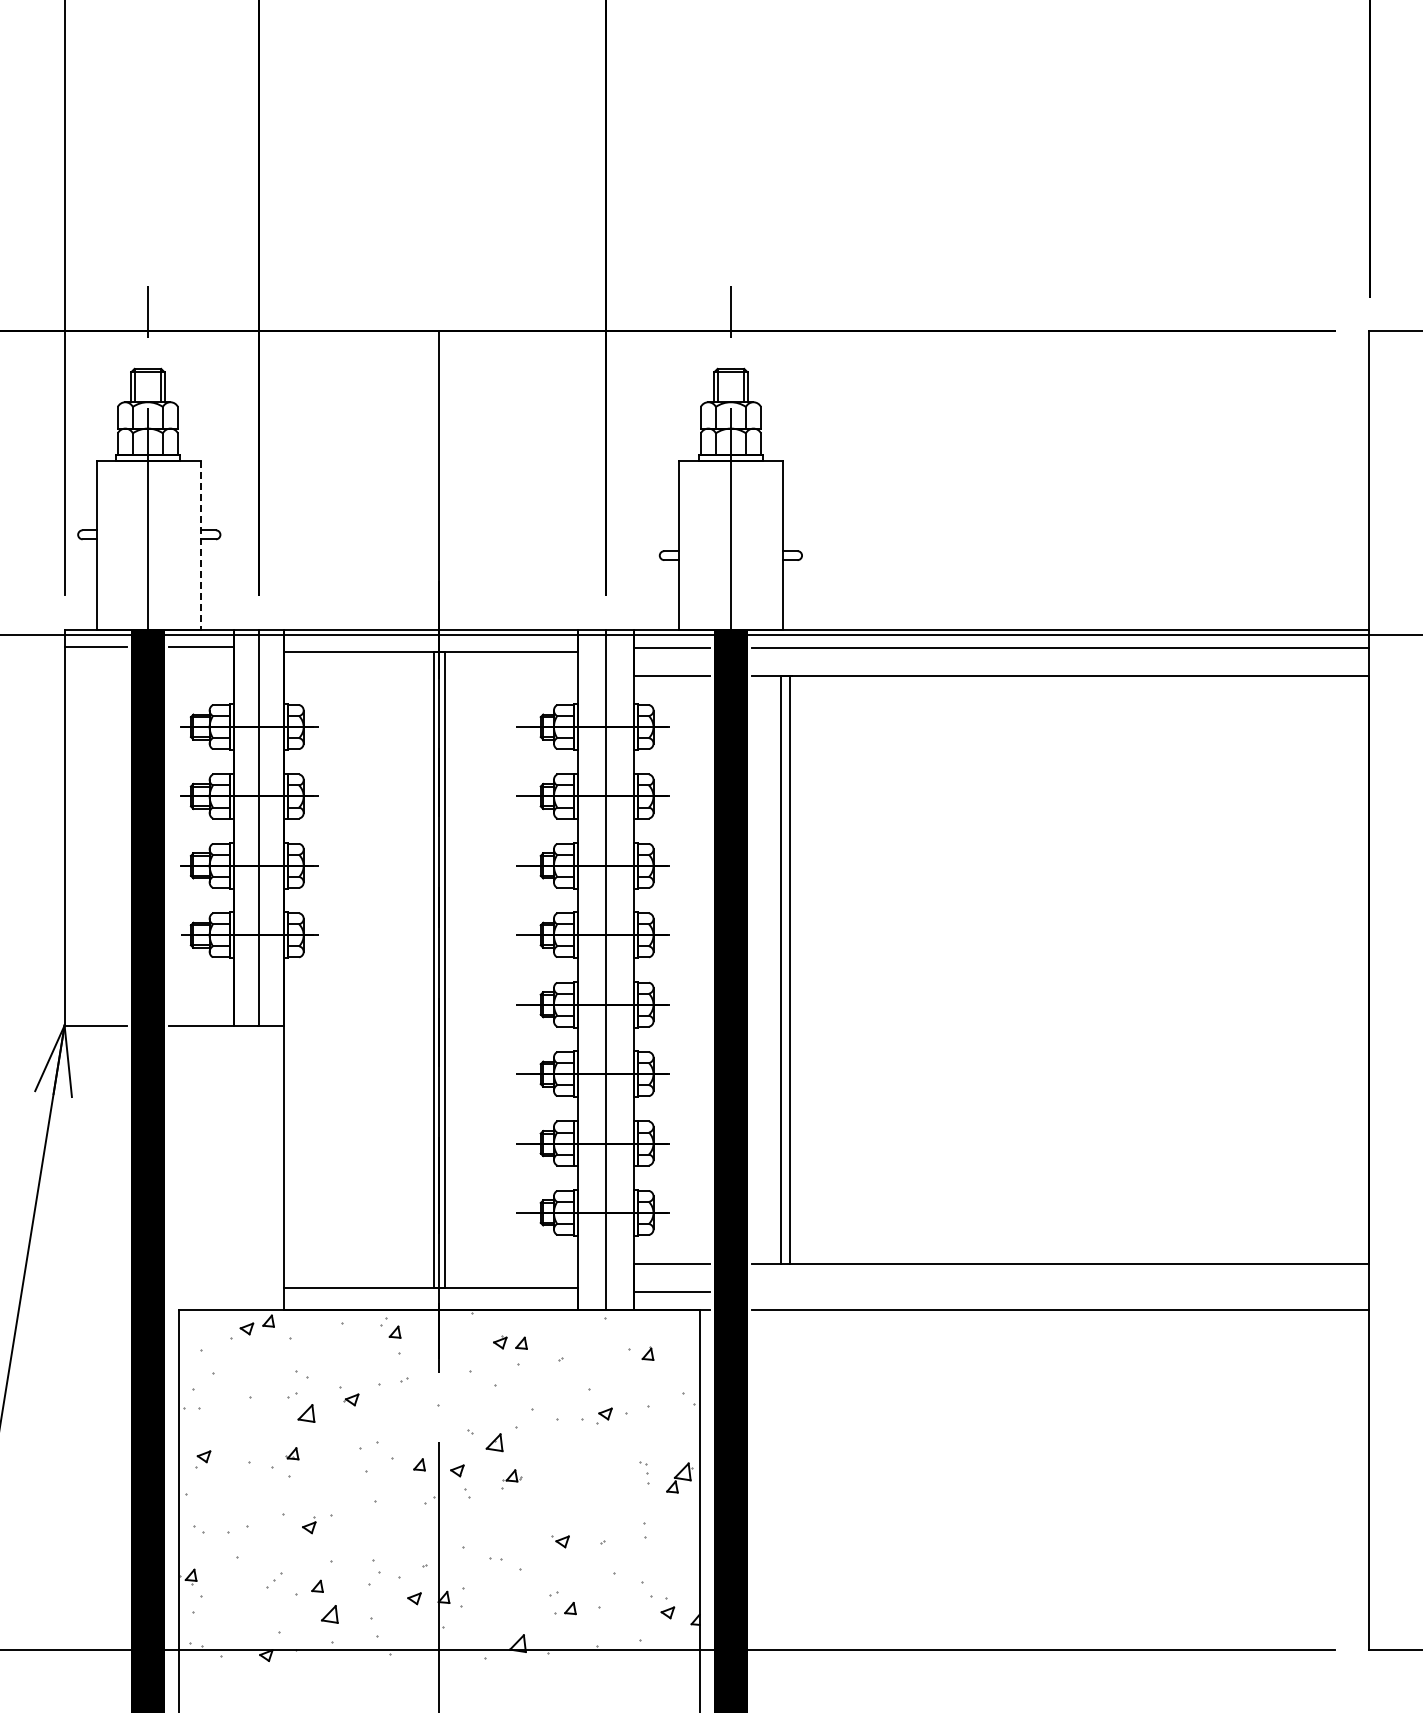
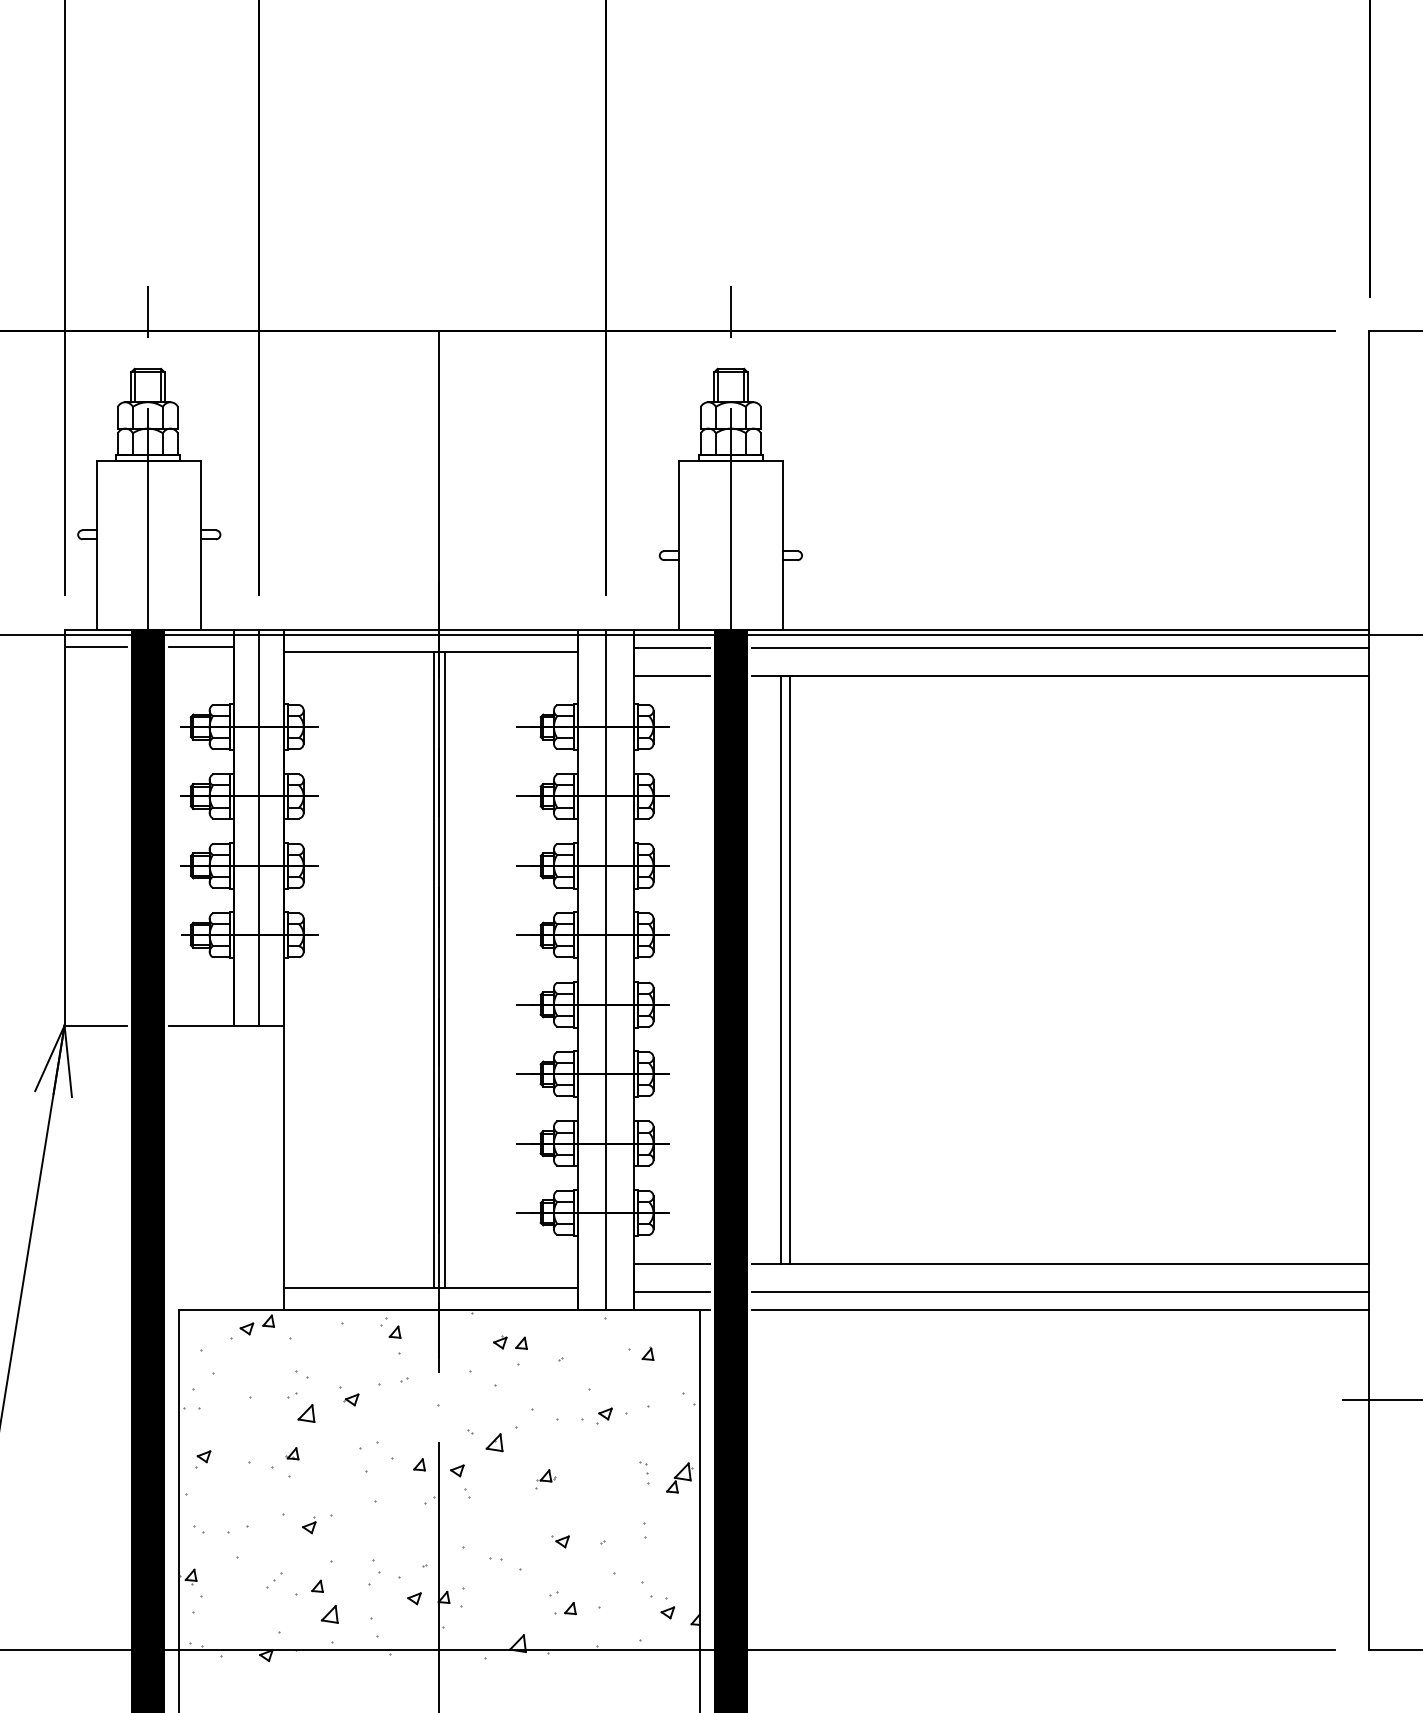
line: dashed -> solid (201, 545)
line: none -> present (1060, 1292)
line: none -> present (1380, 1400)
part position: (511, 1479) -> (545, 1479) (545, 1479)
